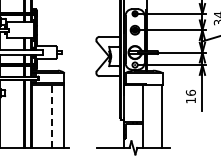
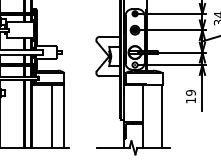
text: 16 -> 19 (190, 92)
line: dashed -> solid (51, 116)
